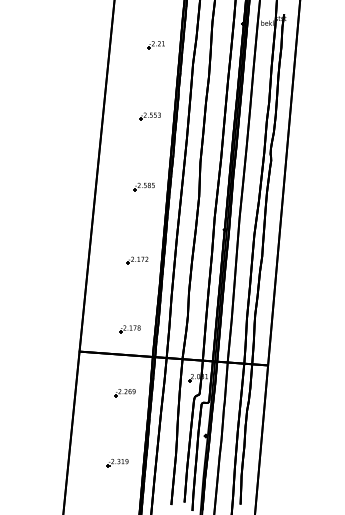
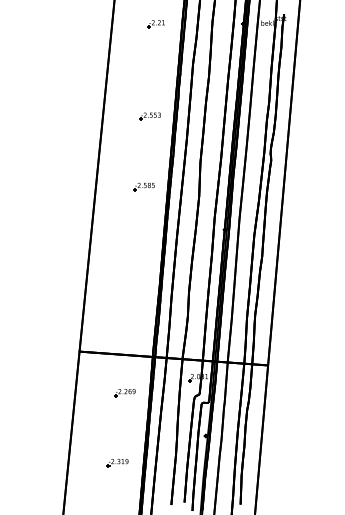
part position: (155, 45) -> (155, 24) (155, 24)
part: present -> none (137, 260)
part: present -> none (129, 329)
